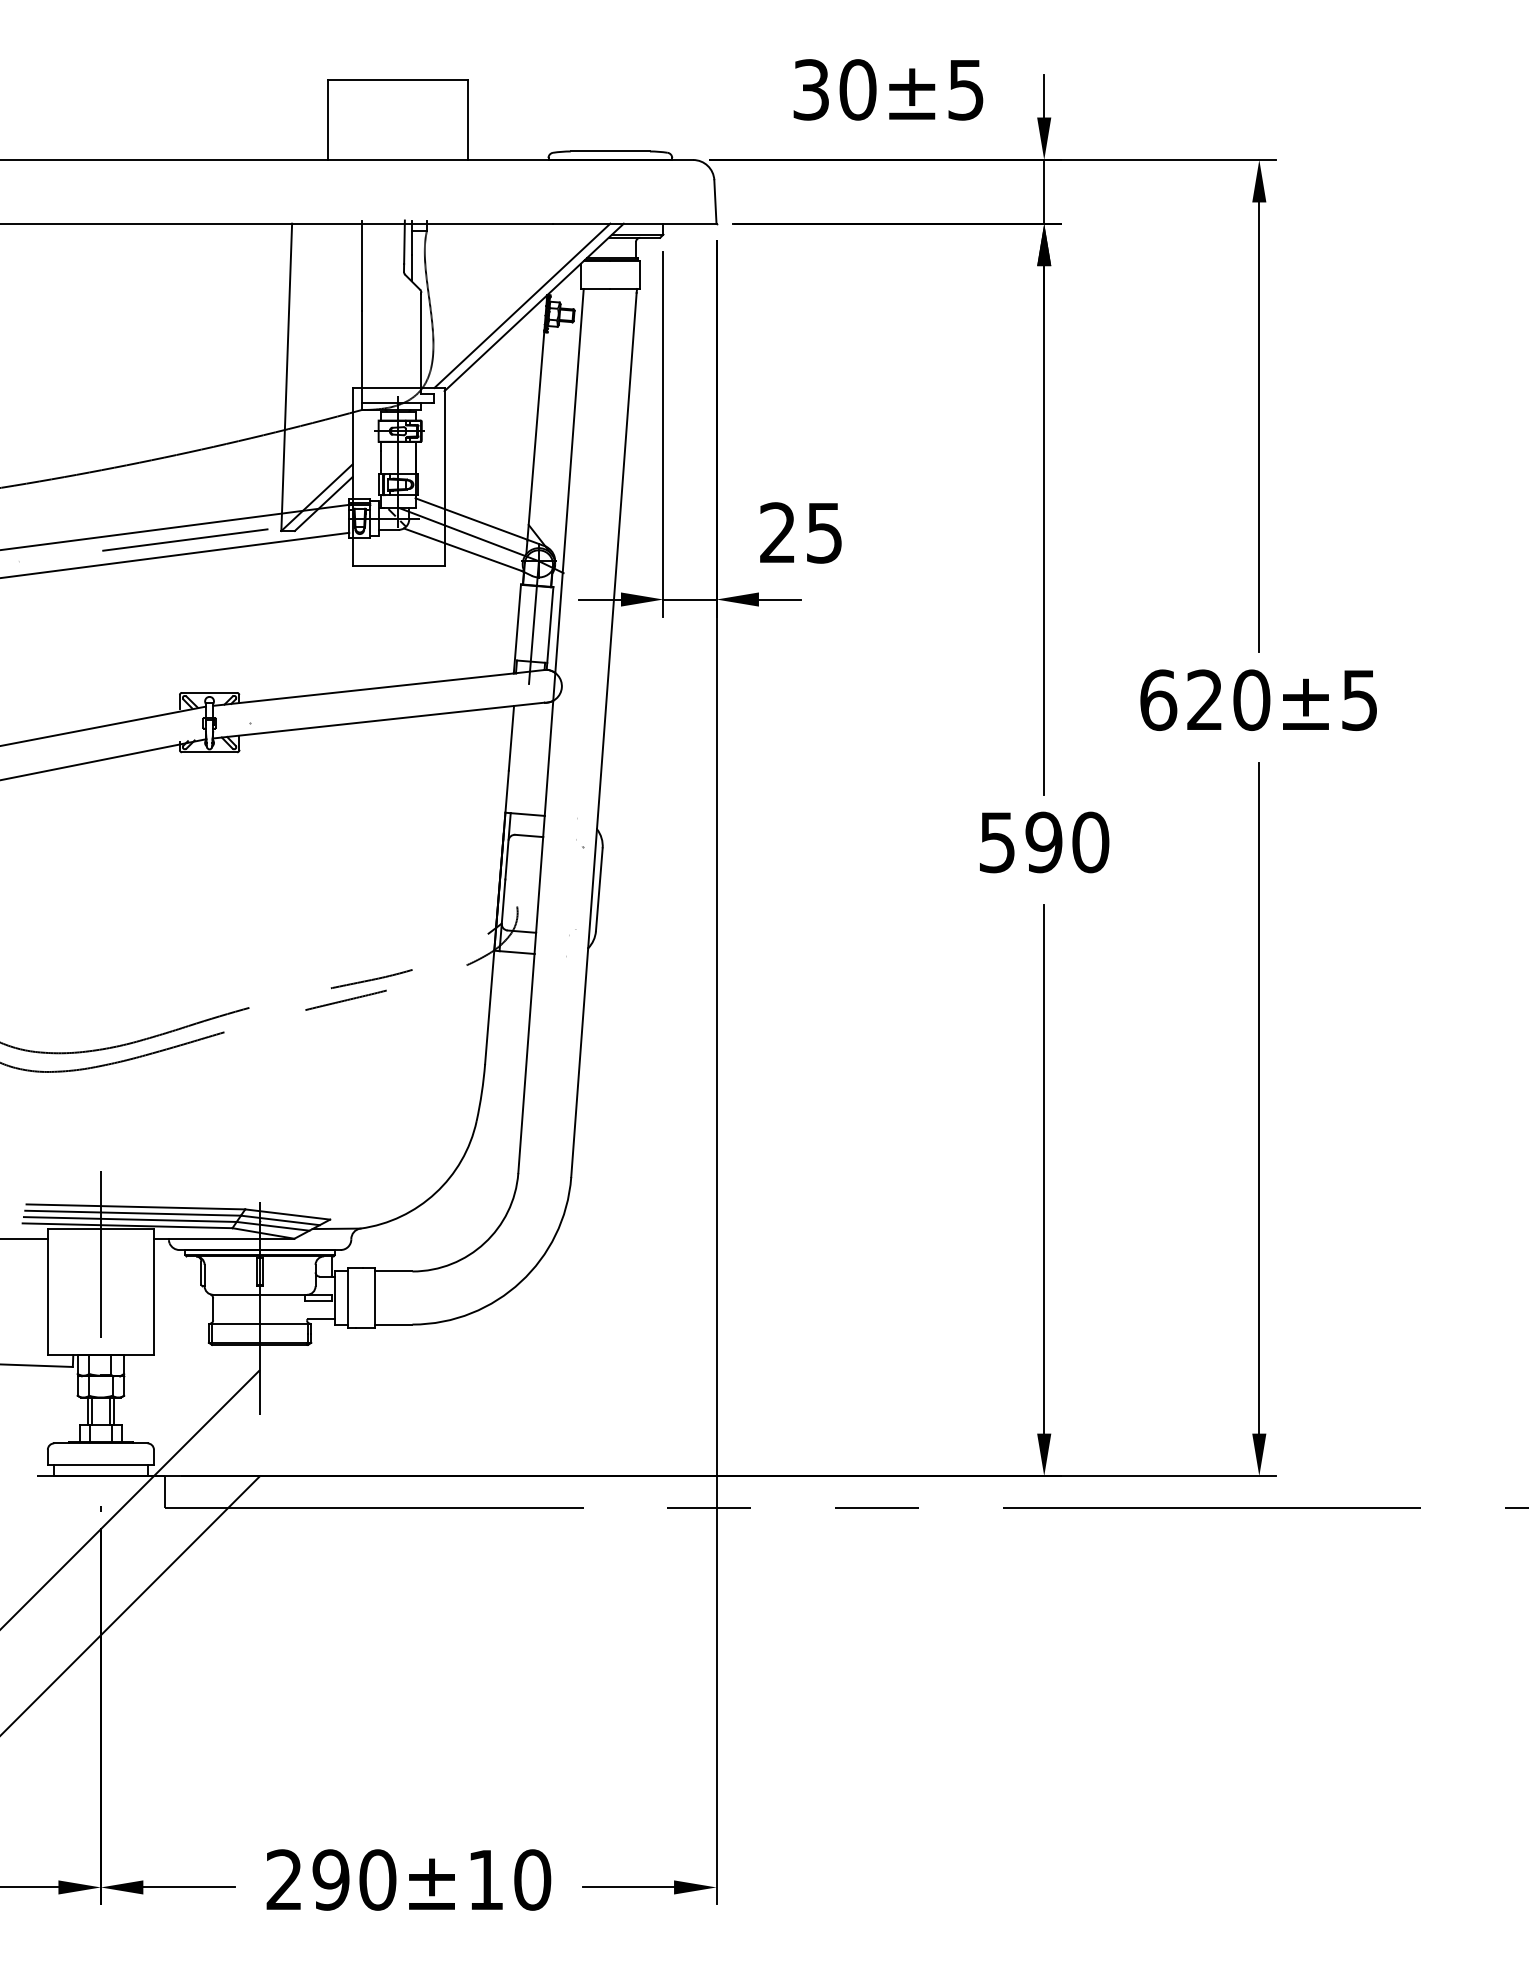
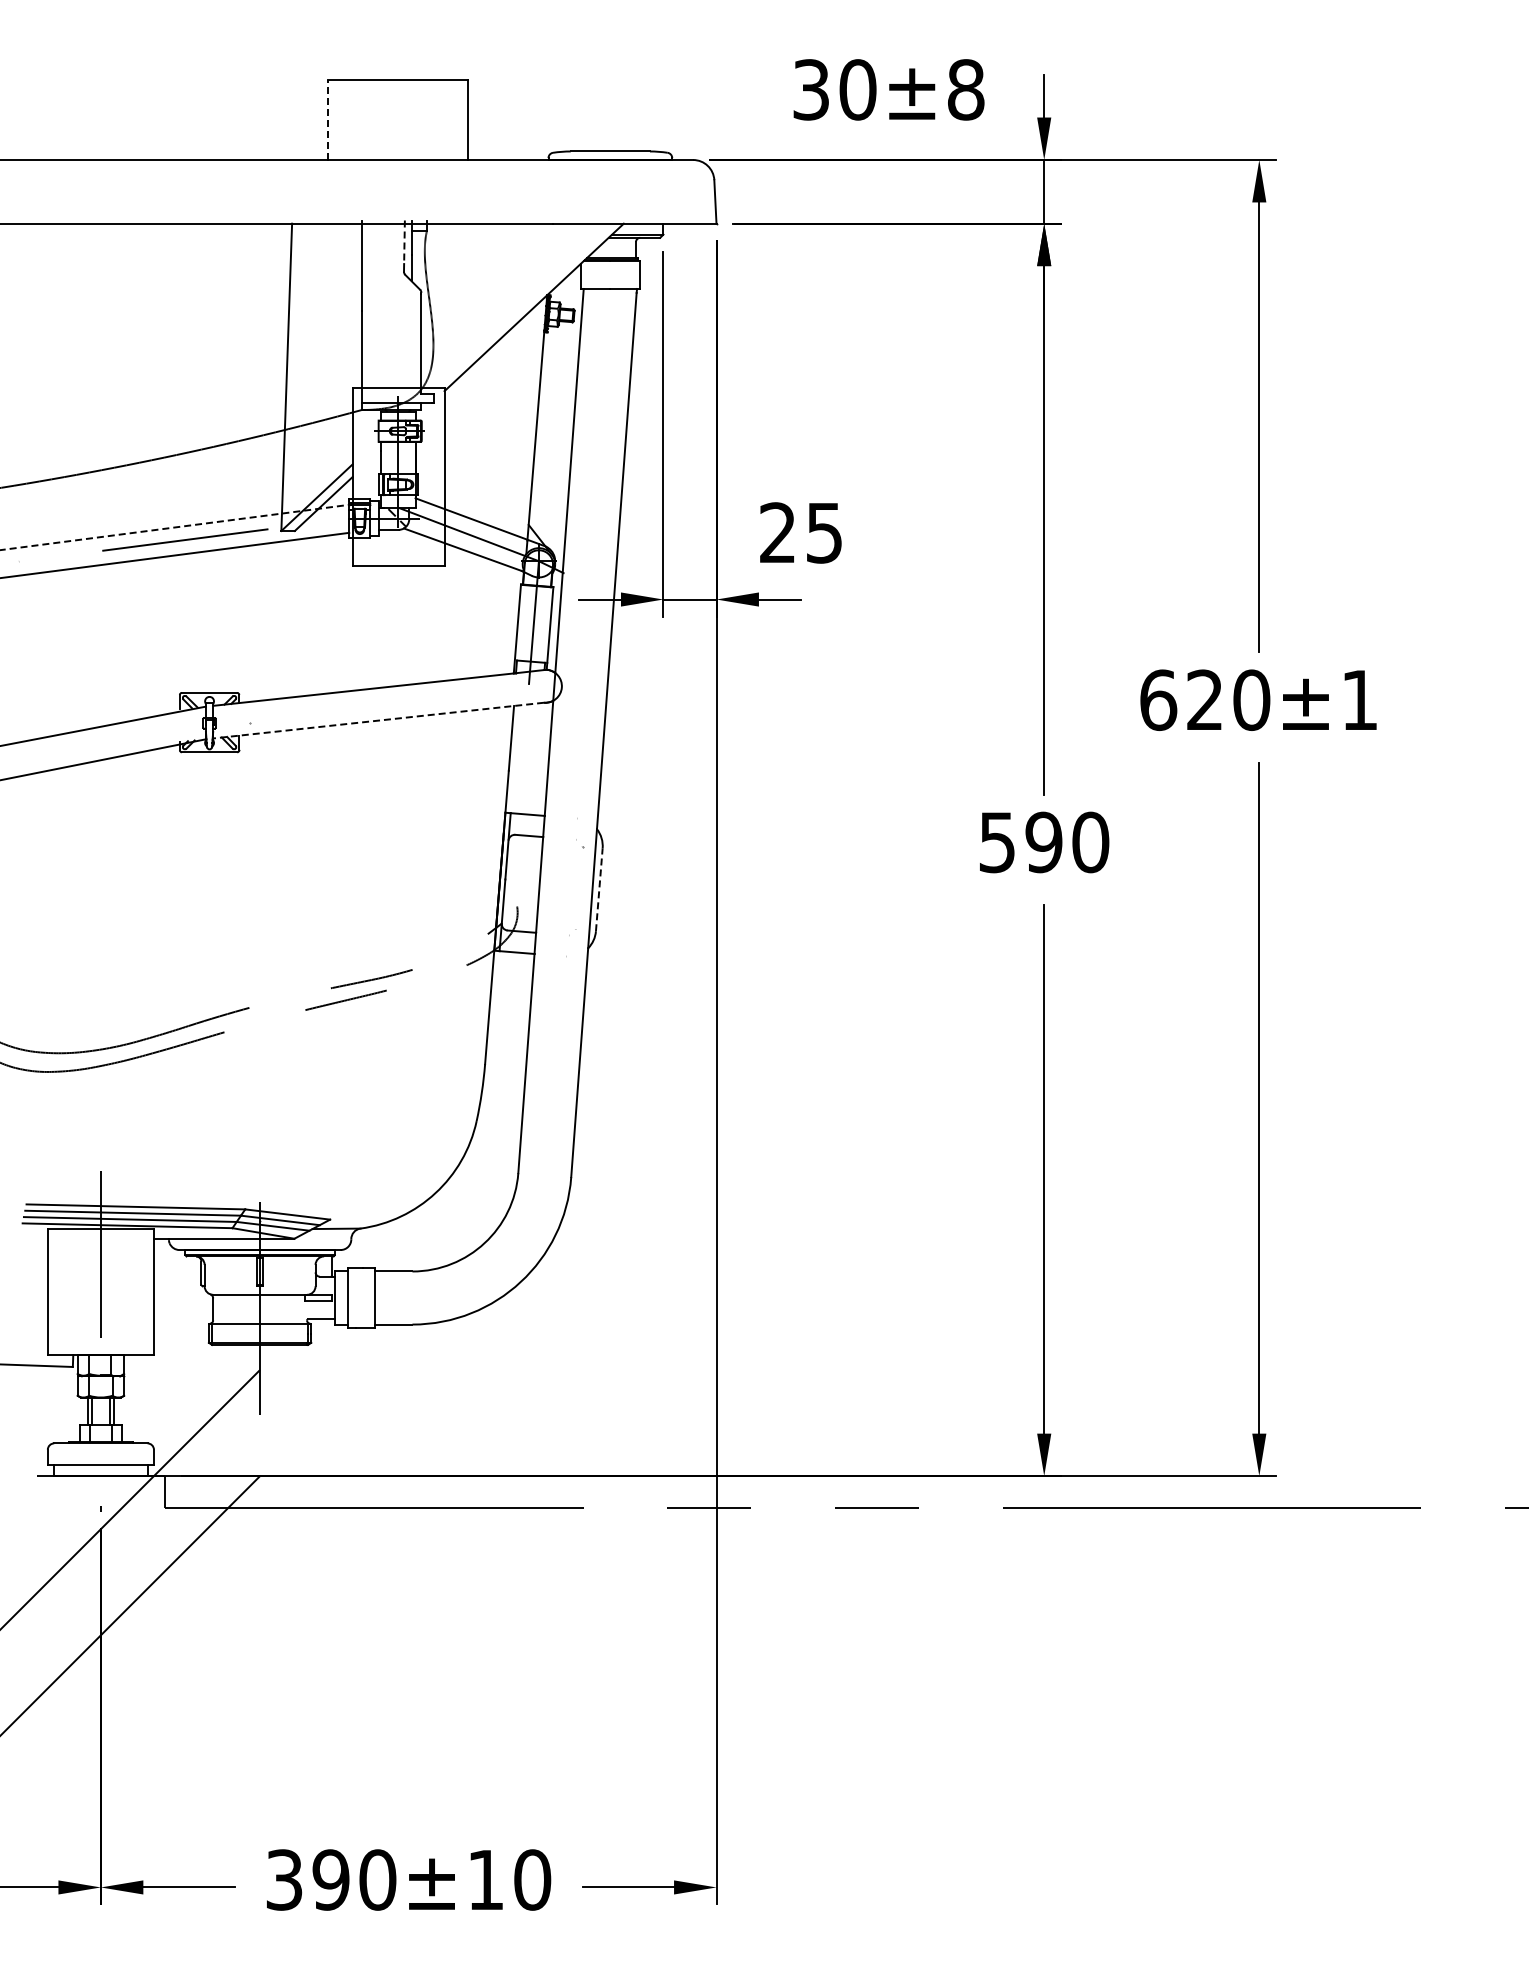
text: 30±5 -> 30±8 (966, 89)
line: solid -> dashed (328, 119)
line: solid -> dashed (404, 242)
line: present -> none (522, 305)
line: solid -> dashed (174, 527)
text: 620±5 -> 620±1 (1359, 700)
line: solid -> dashed (378, 720)
line: solid -> dashed (599, 889)
line: present -> none (24, 1238)
text: 290±10 -> 390±10 (284, 1879)
